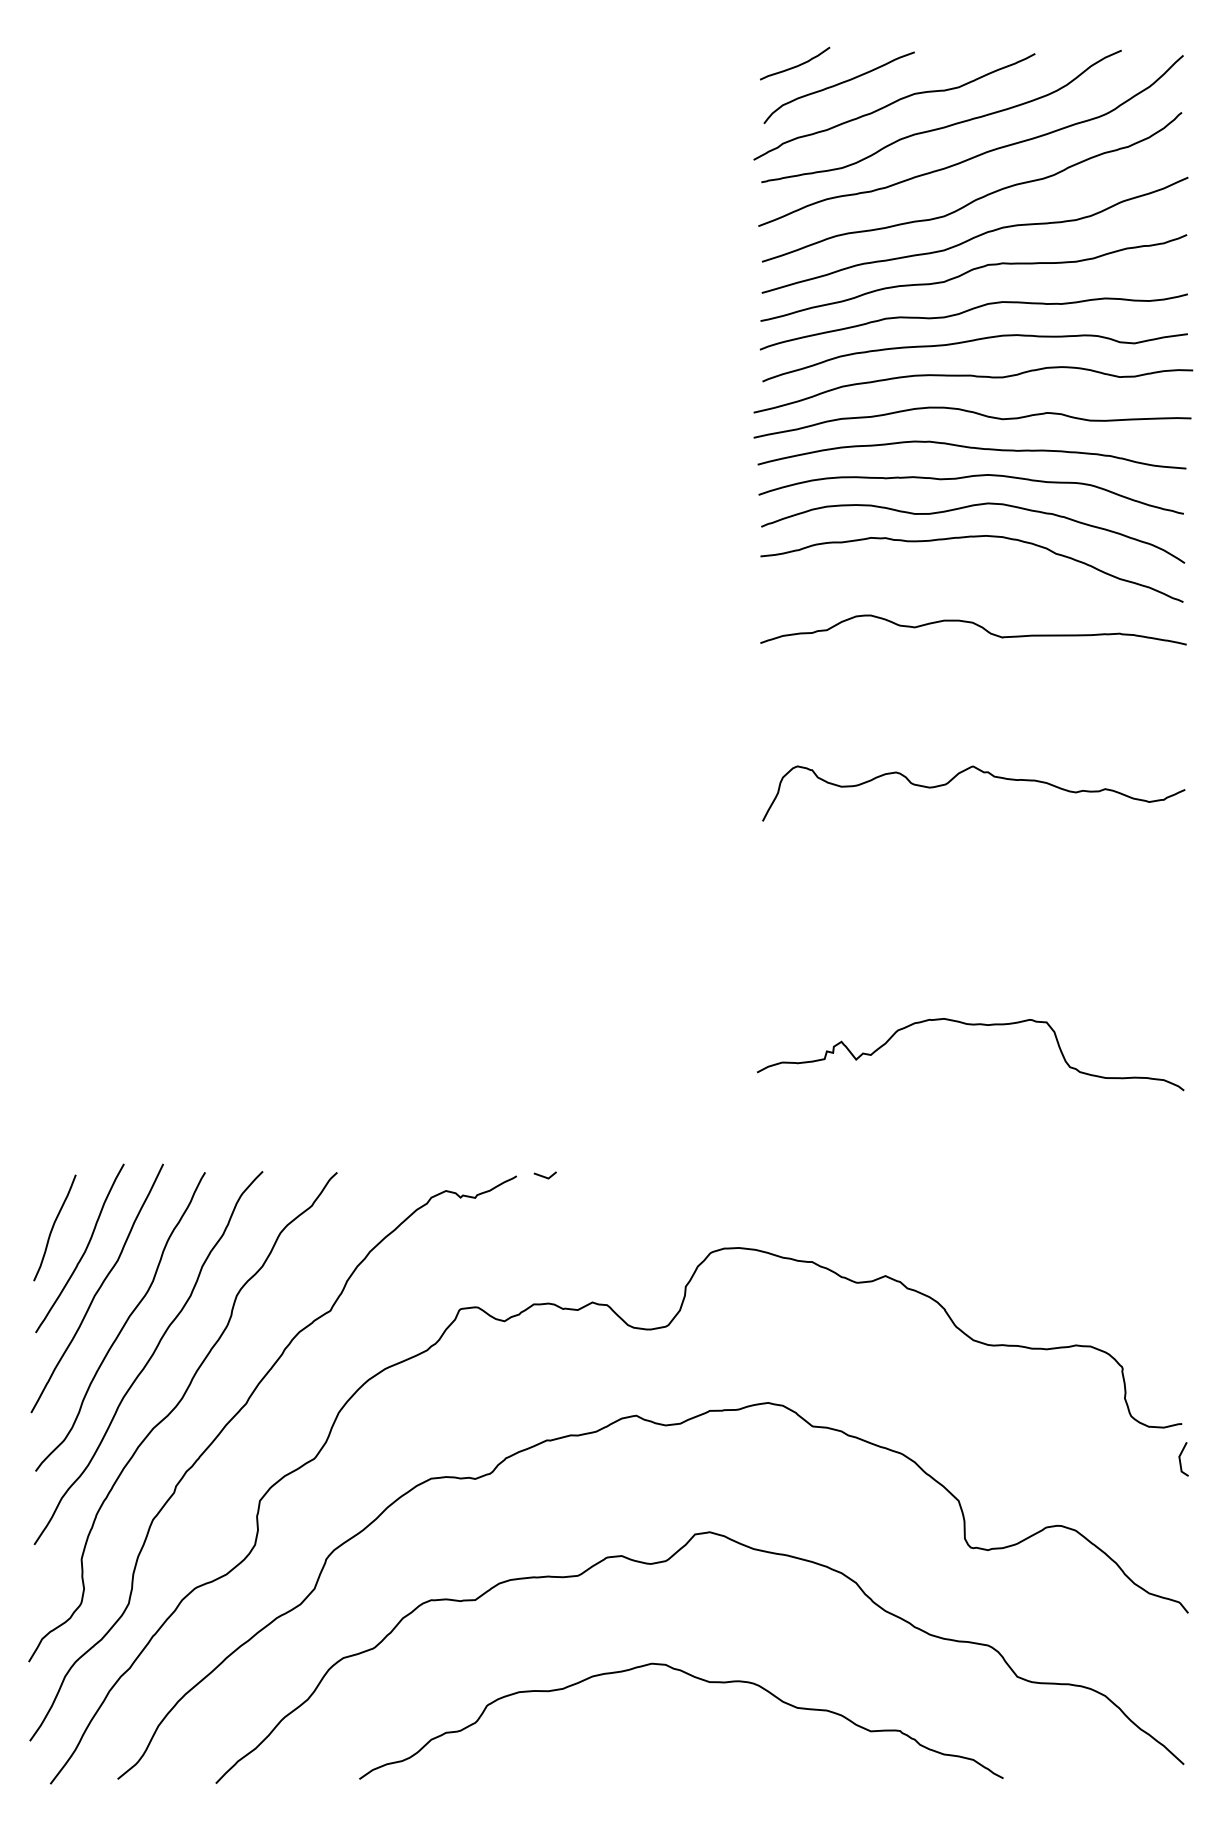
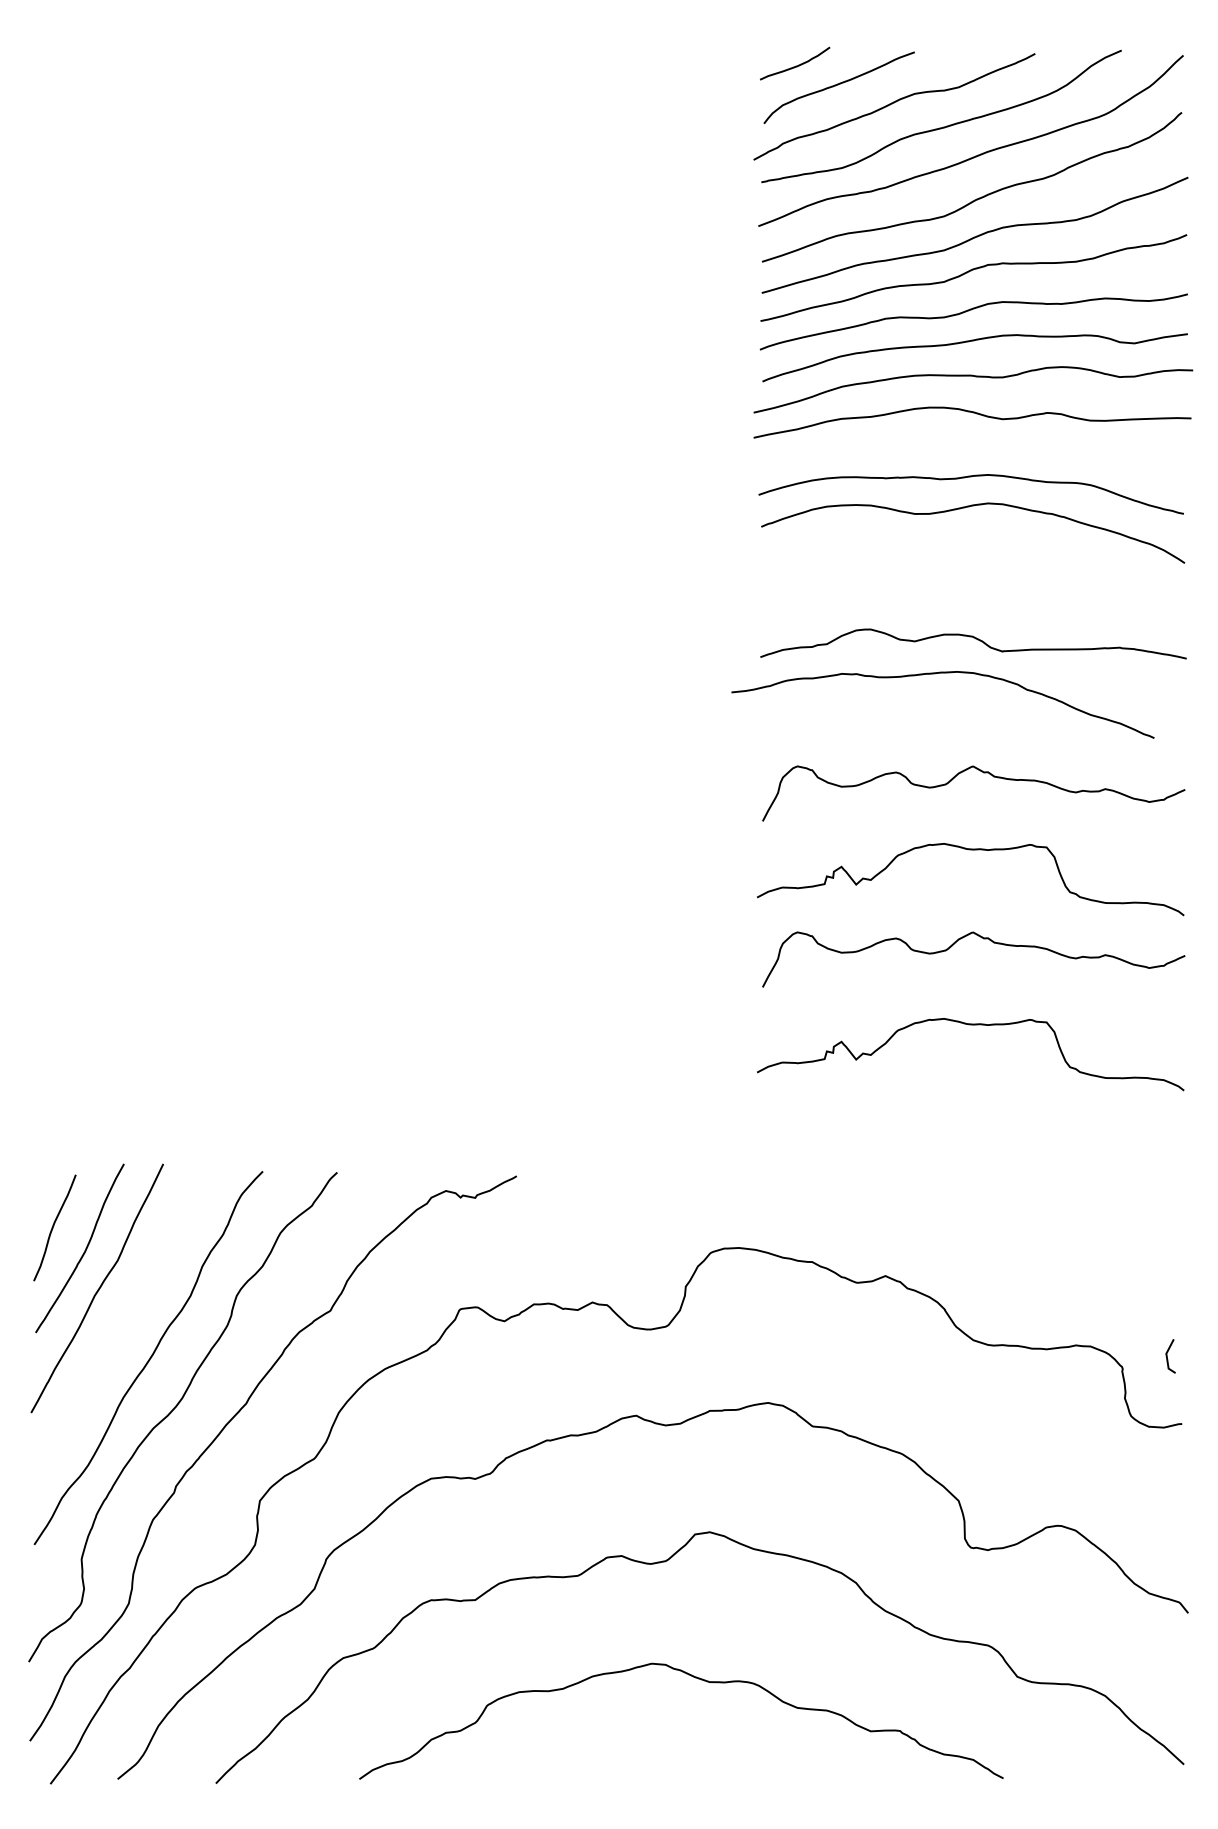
curve: present -> none (971, 448)
curve position: (964, 538) -> (935, 674) (935, 674)
curve position: (975, 625) -> (975, 639) (975, 639)
curve: none -> present (970, 850)
curve: none -> present (983, 939)
line: present -> none (543, 1175)
curve: present -> none (124, 1322)
line position: (1180, 1459) -> (1167, 1356) (1167, 1356)
